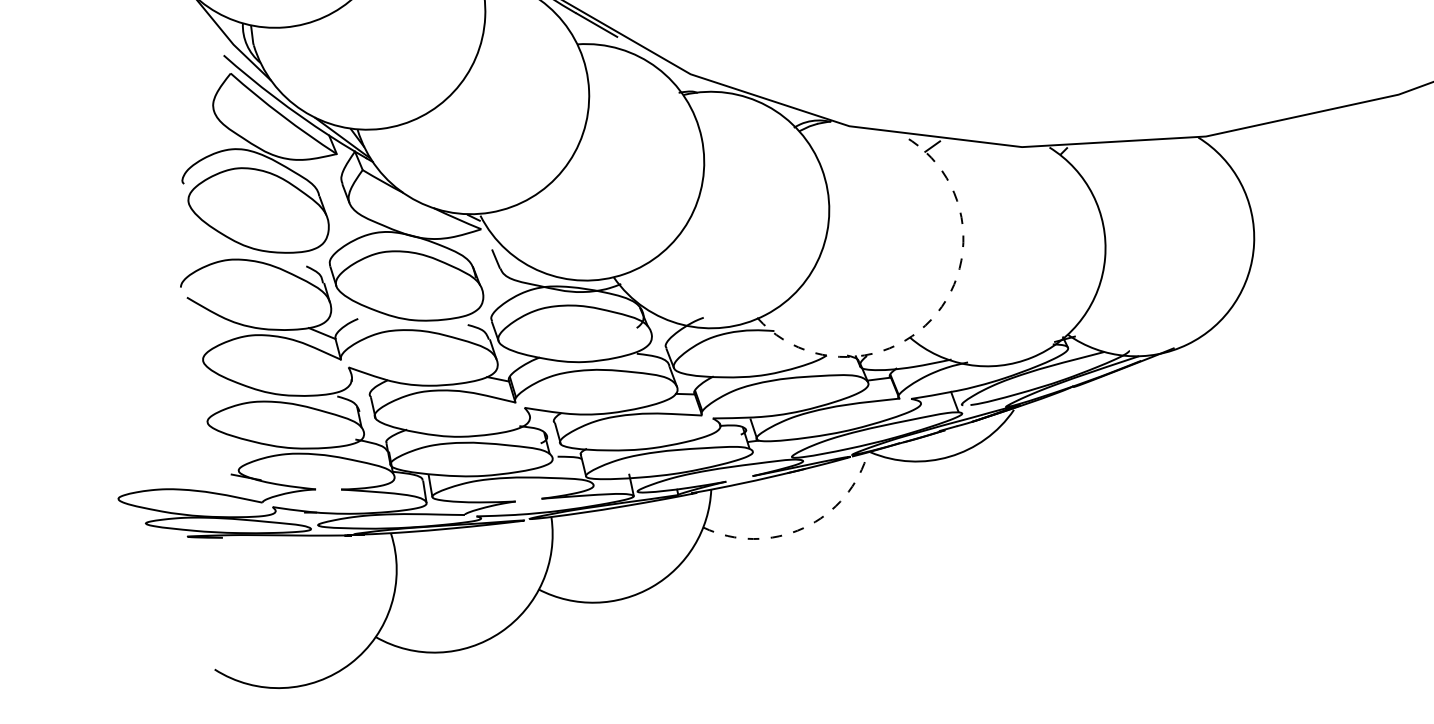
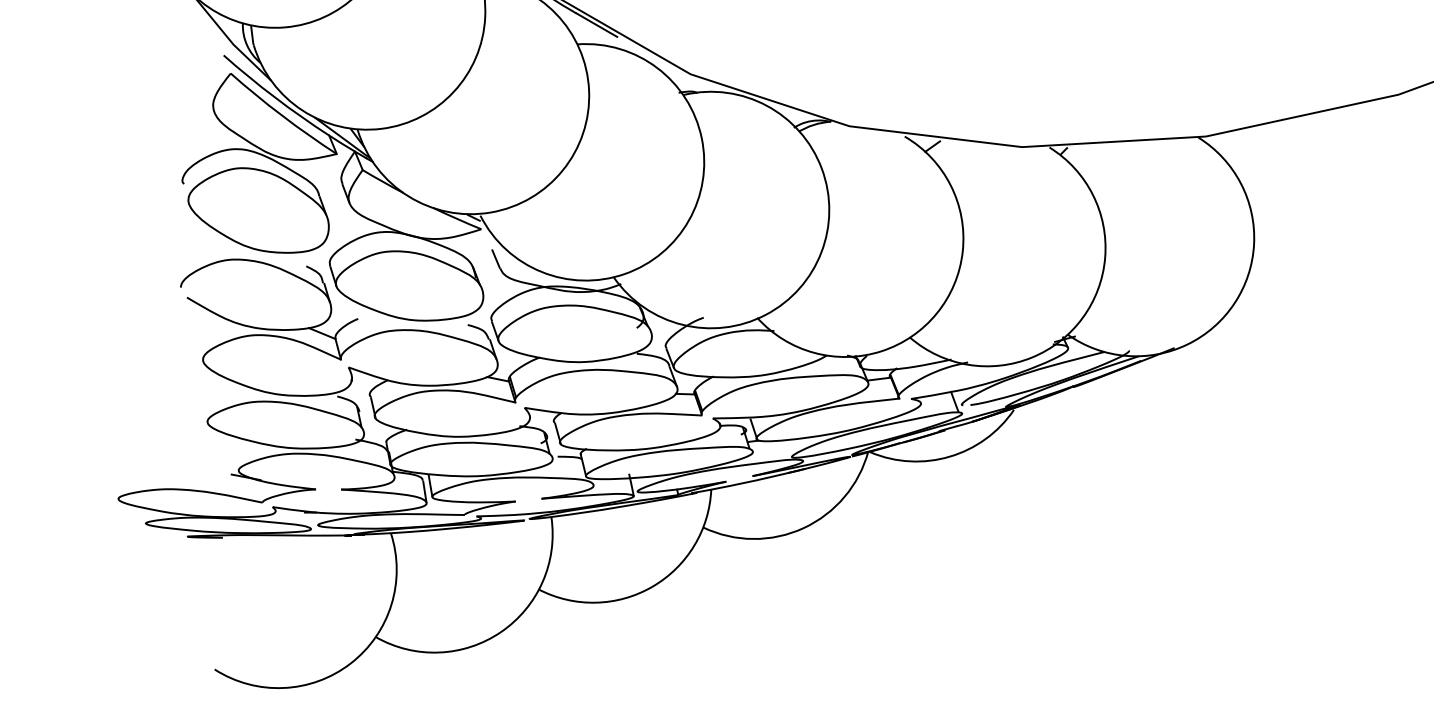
arc: dashed -> solid (936, 313)
arc: dashed -> solid (803, 528)
